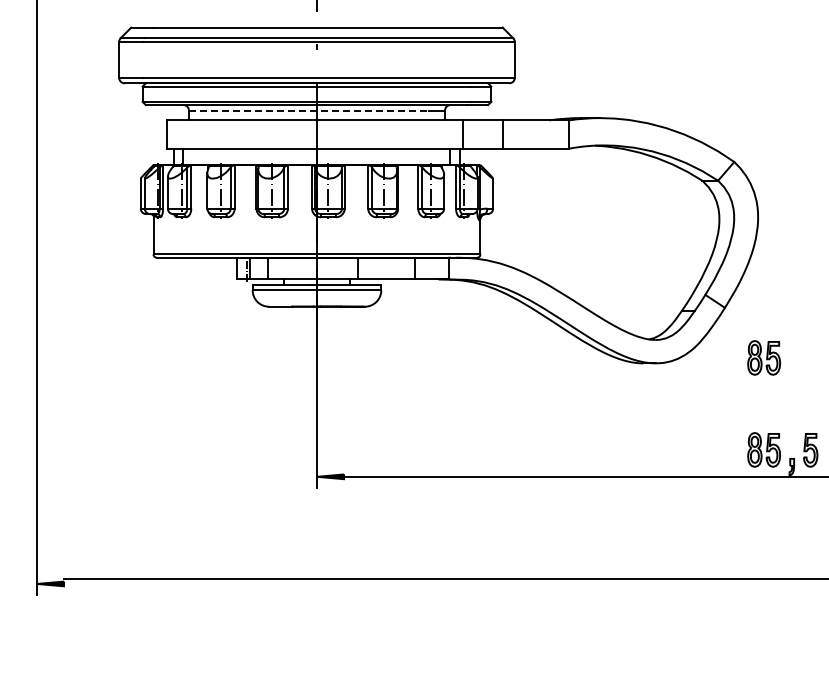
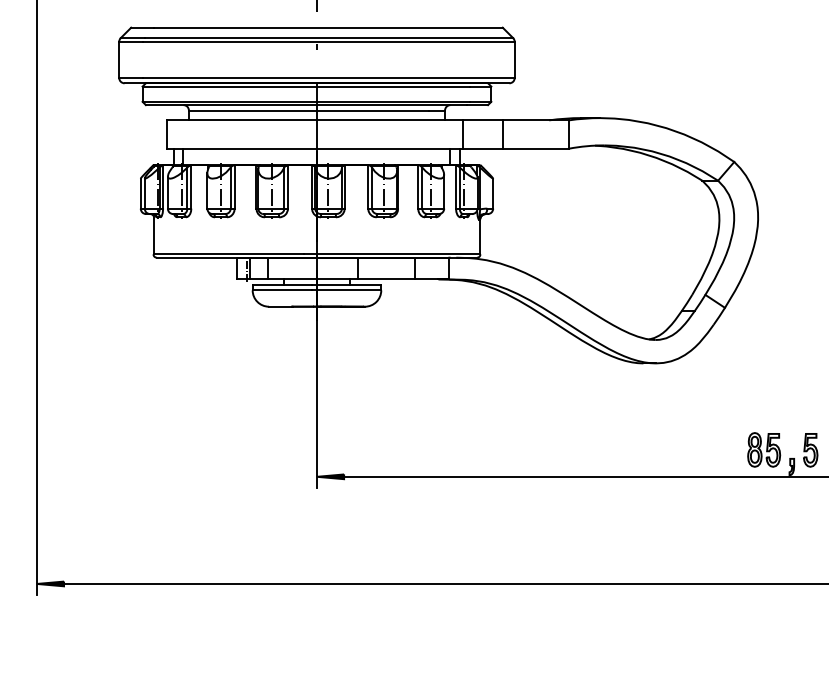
line: dashed -> solid (309, 110)
part: present -> none (764, 357)
line position: (444, 578) -> (444, 583) (444, 583)
